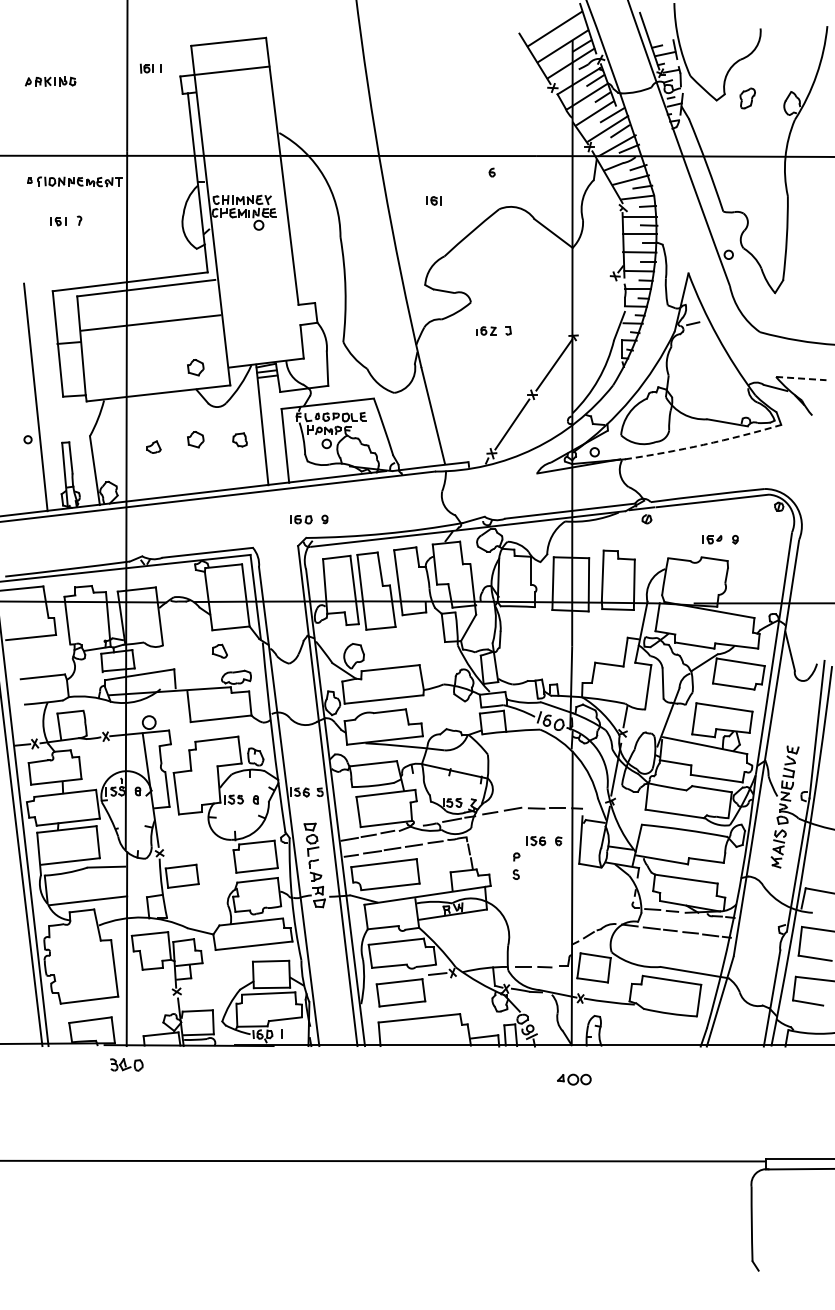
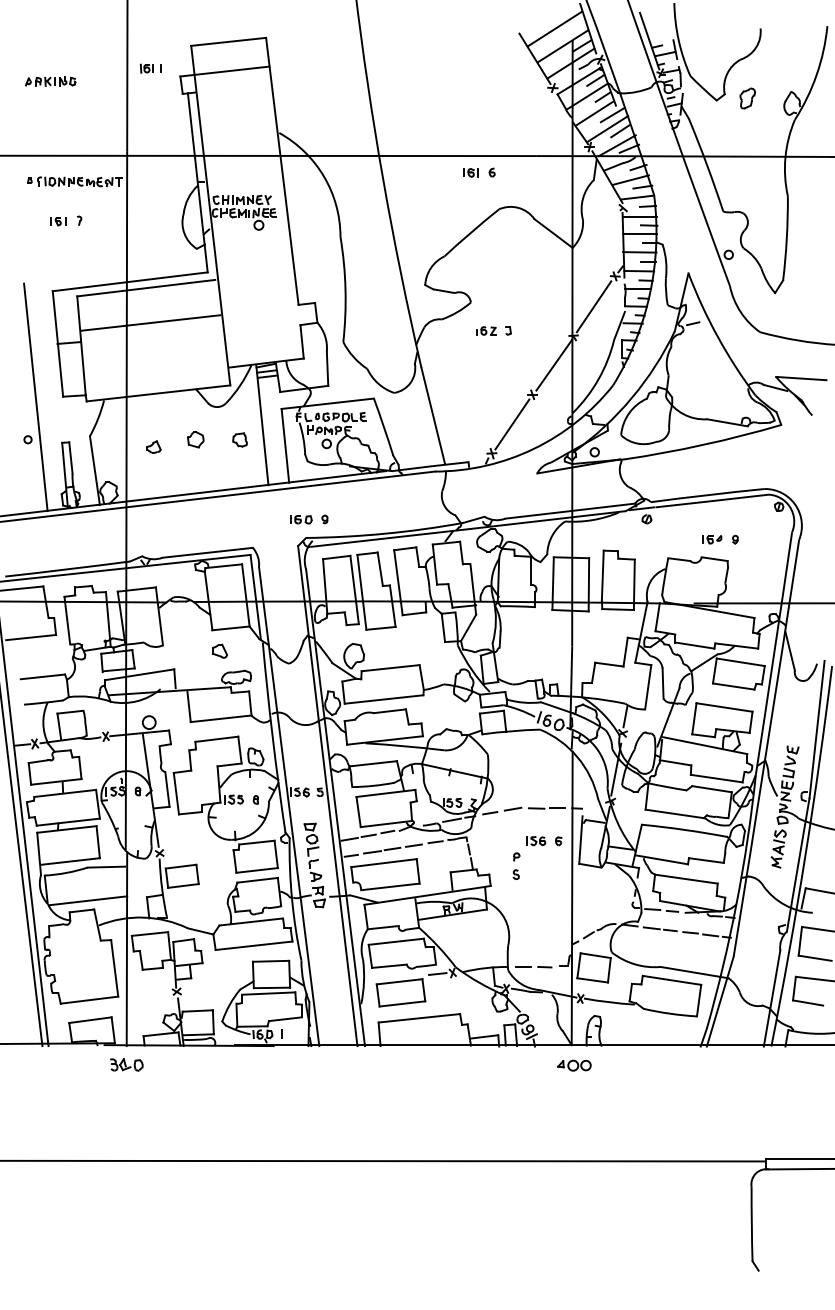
part position: (433, 200) -> (470, 172) (470, 172)
line: none -> present (593, 306)
part: present -> none (195, 367)
line: dashed -> solid (801, 378)
arc: dashed -> solid (703, 444)
part position: (574, 1079) -> (574, 1065) (574, 1065)
